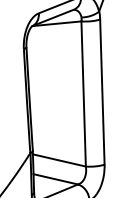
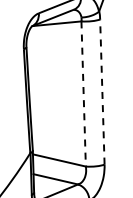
line: solid -> dashed (102, 92)
line: solid -> dashed (83, 94)
